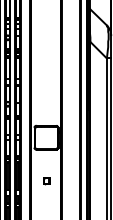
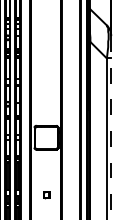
line: solid -> dashed (111, 128)
part position: (46, 181) -> (46, 195) (46, 195)
